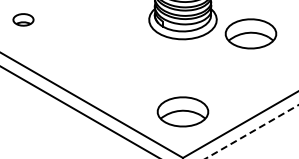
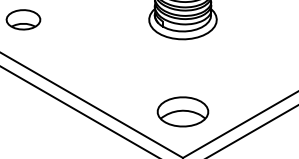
part size: 23x14 px -> 37x22 px (23, 19)
part: present -> none (250, 33)
line: dashed -> solid (252, 131)
